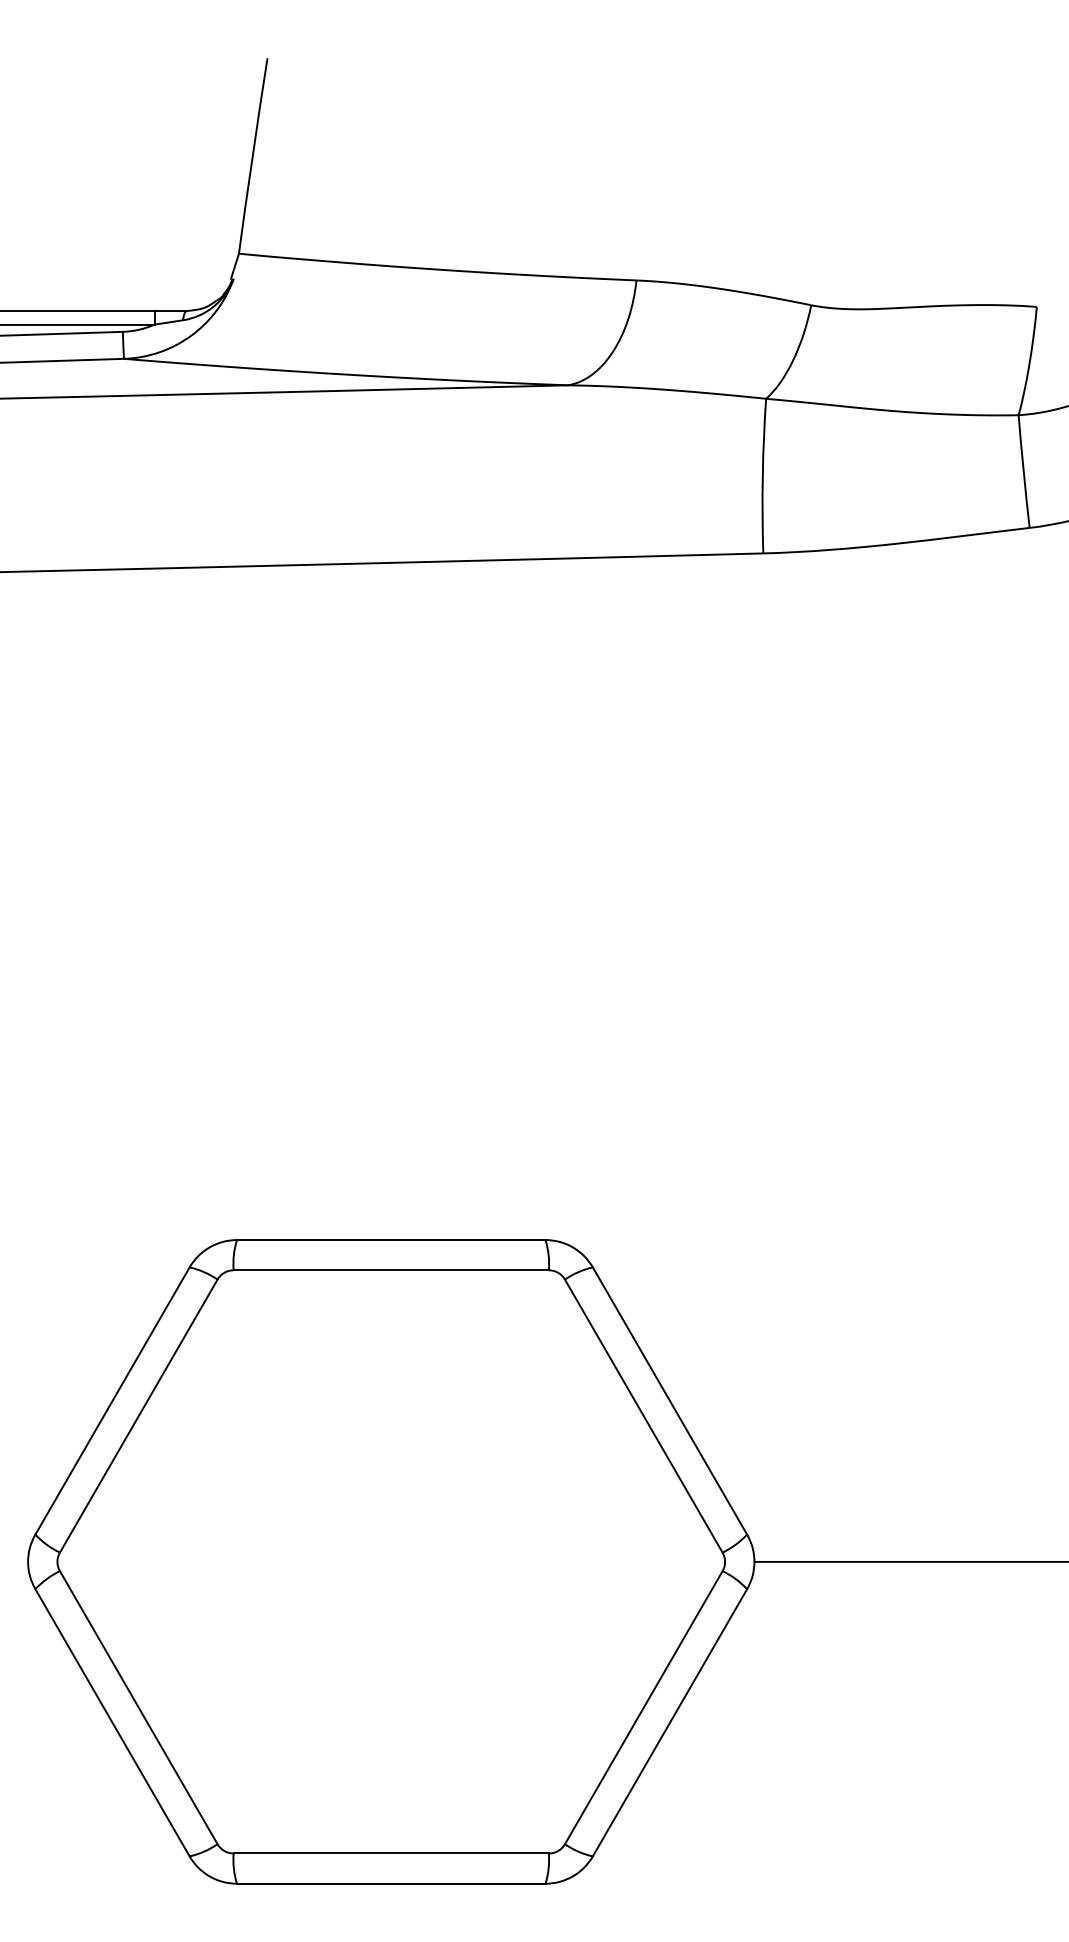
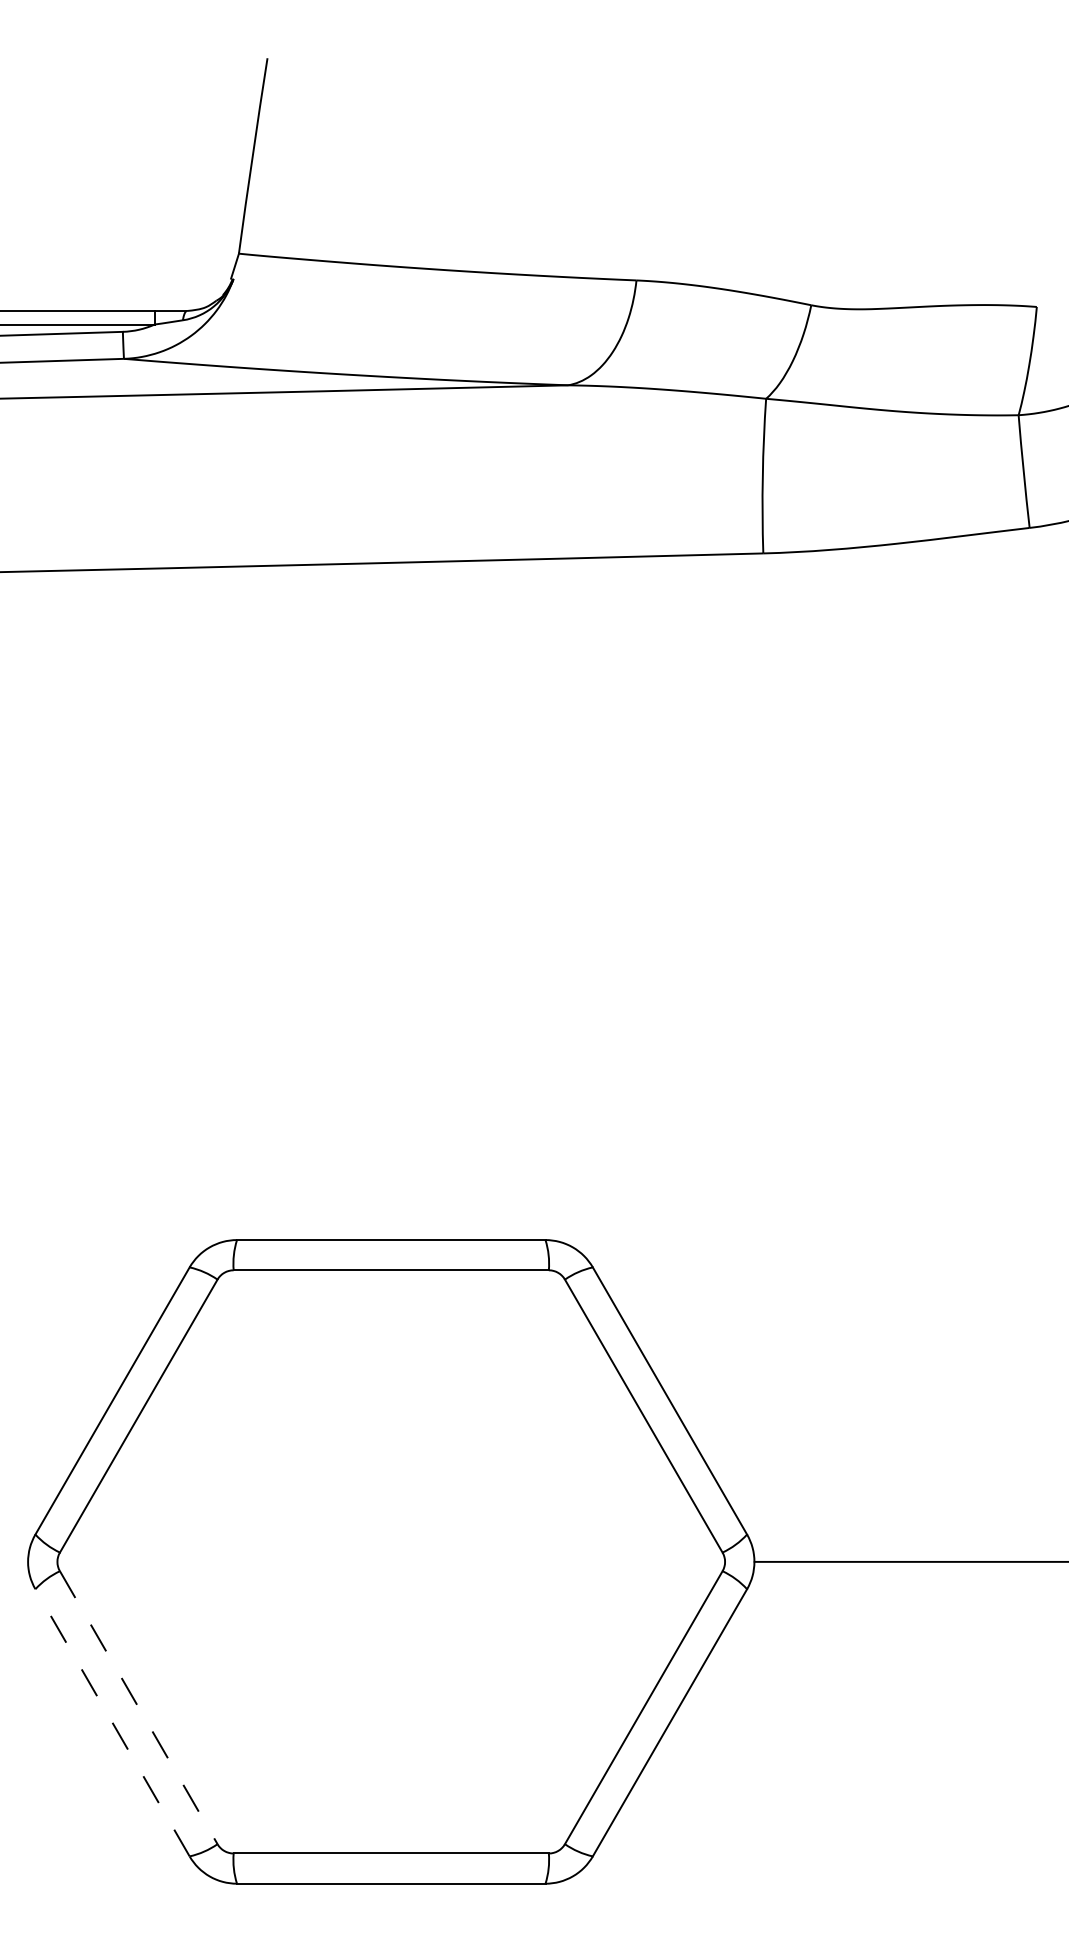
line: solid -> dashed (138, 1707)
line: solid -> dashed (112, 1722)
